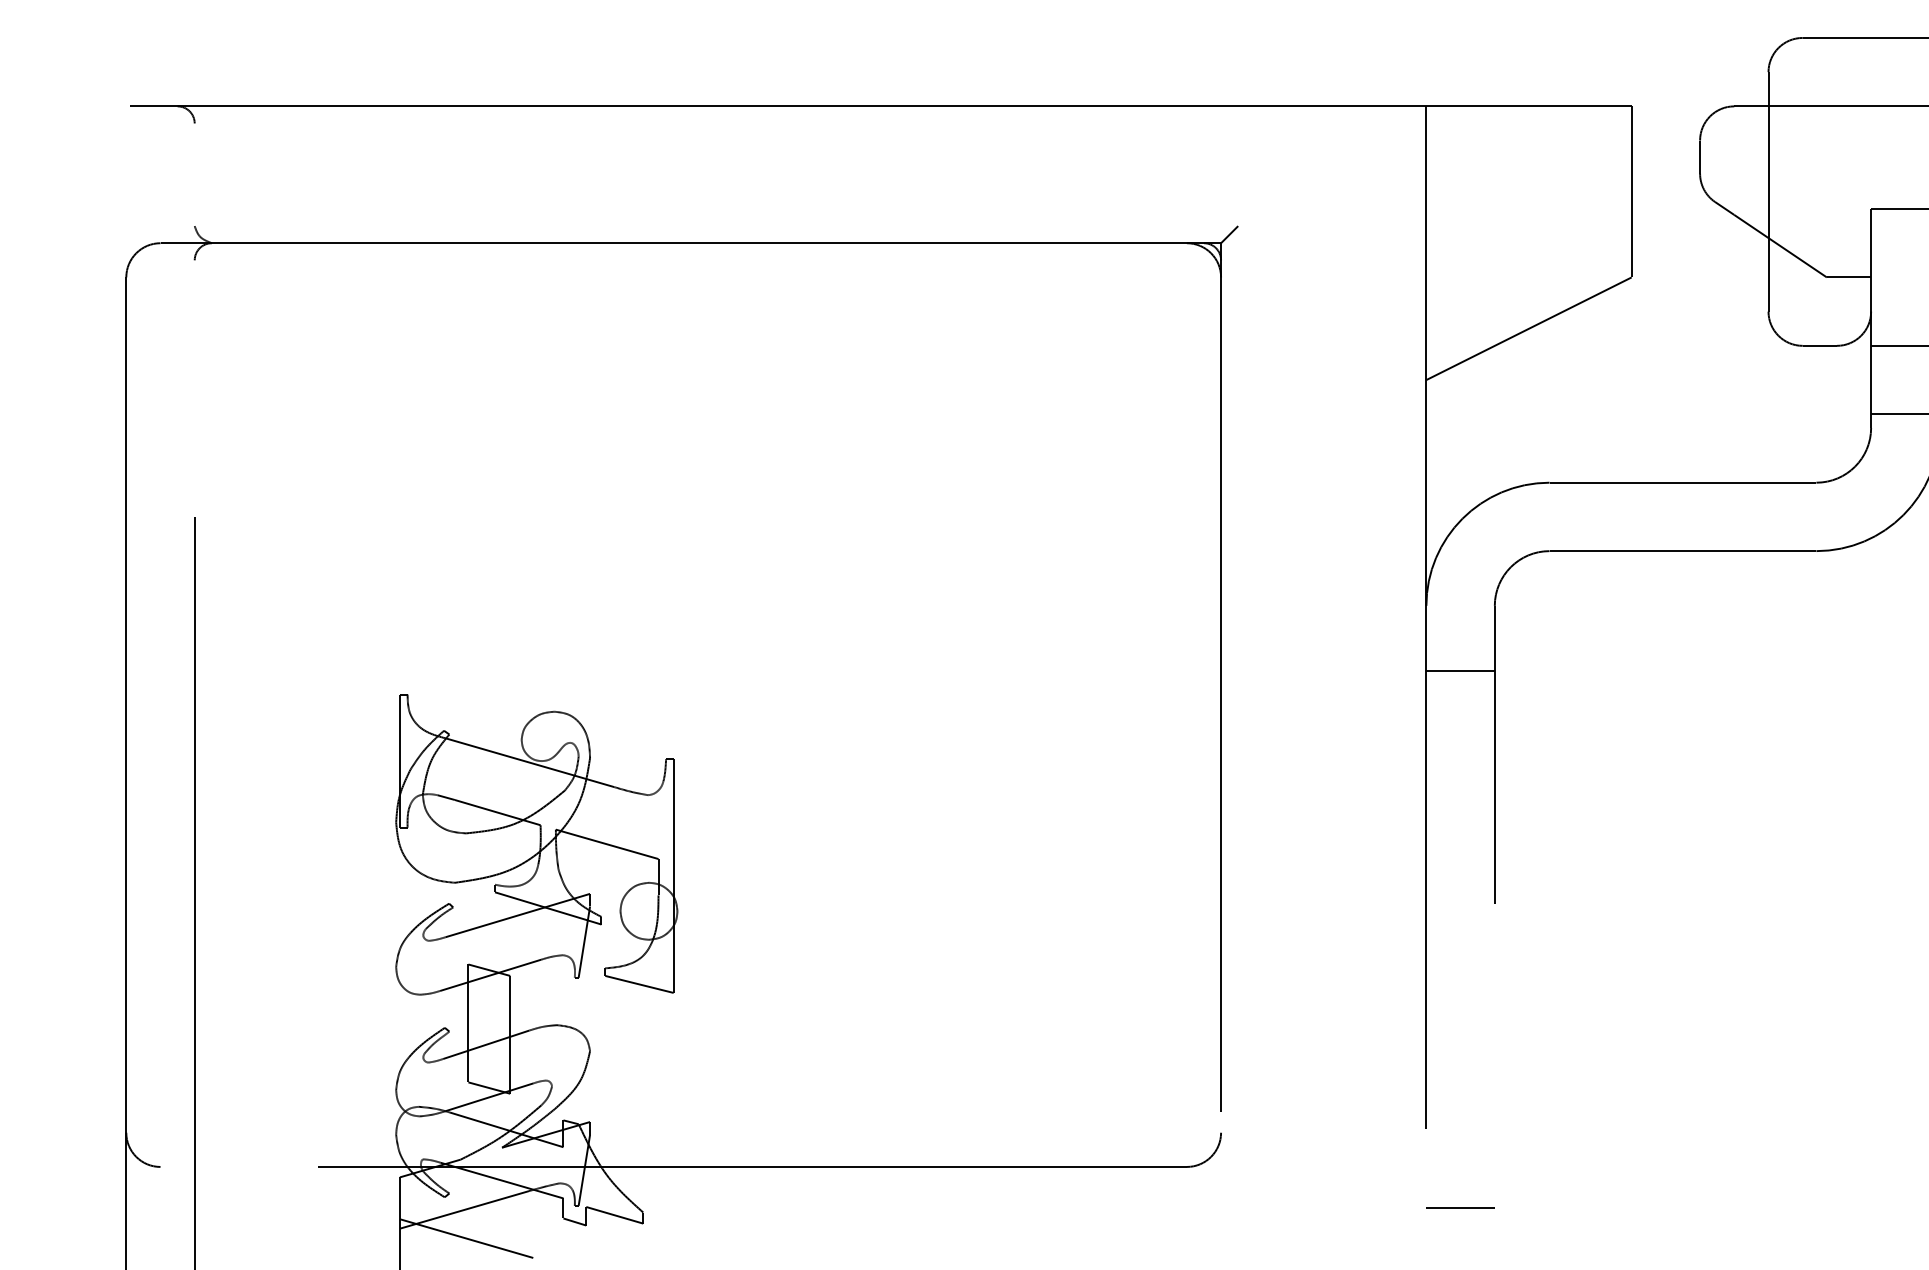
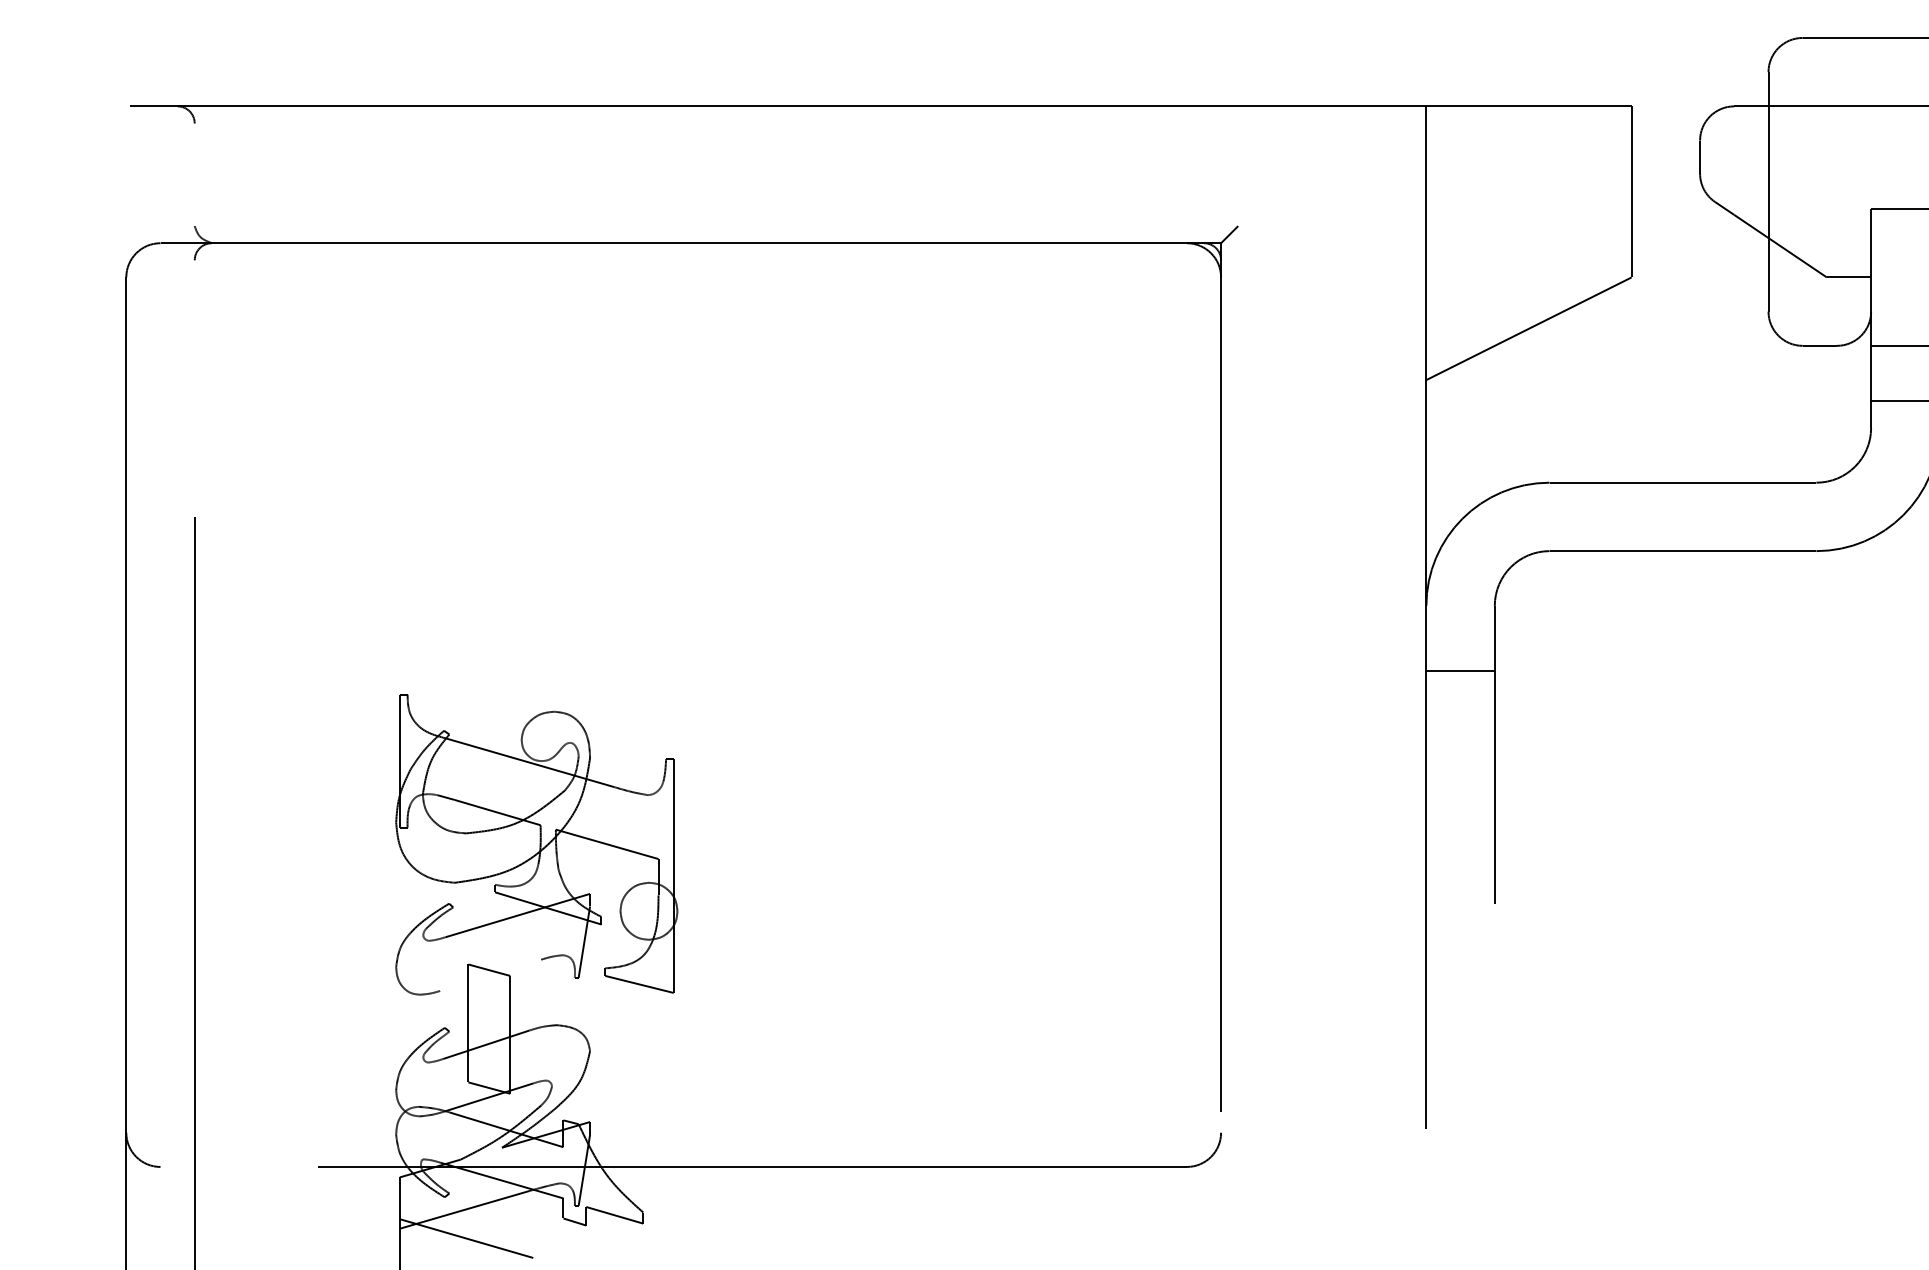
line position: (1898, 414) -> (1898, 401) (1898, 401)
line: present -> none (490, 974)
line: present -> none (1460, 1207)
